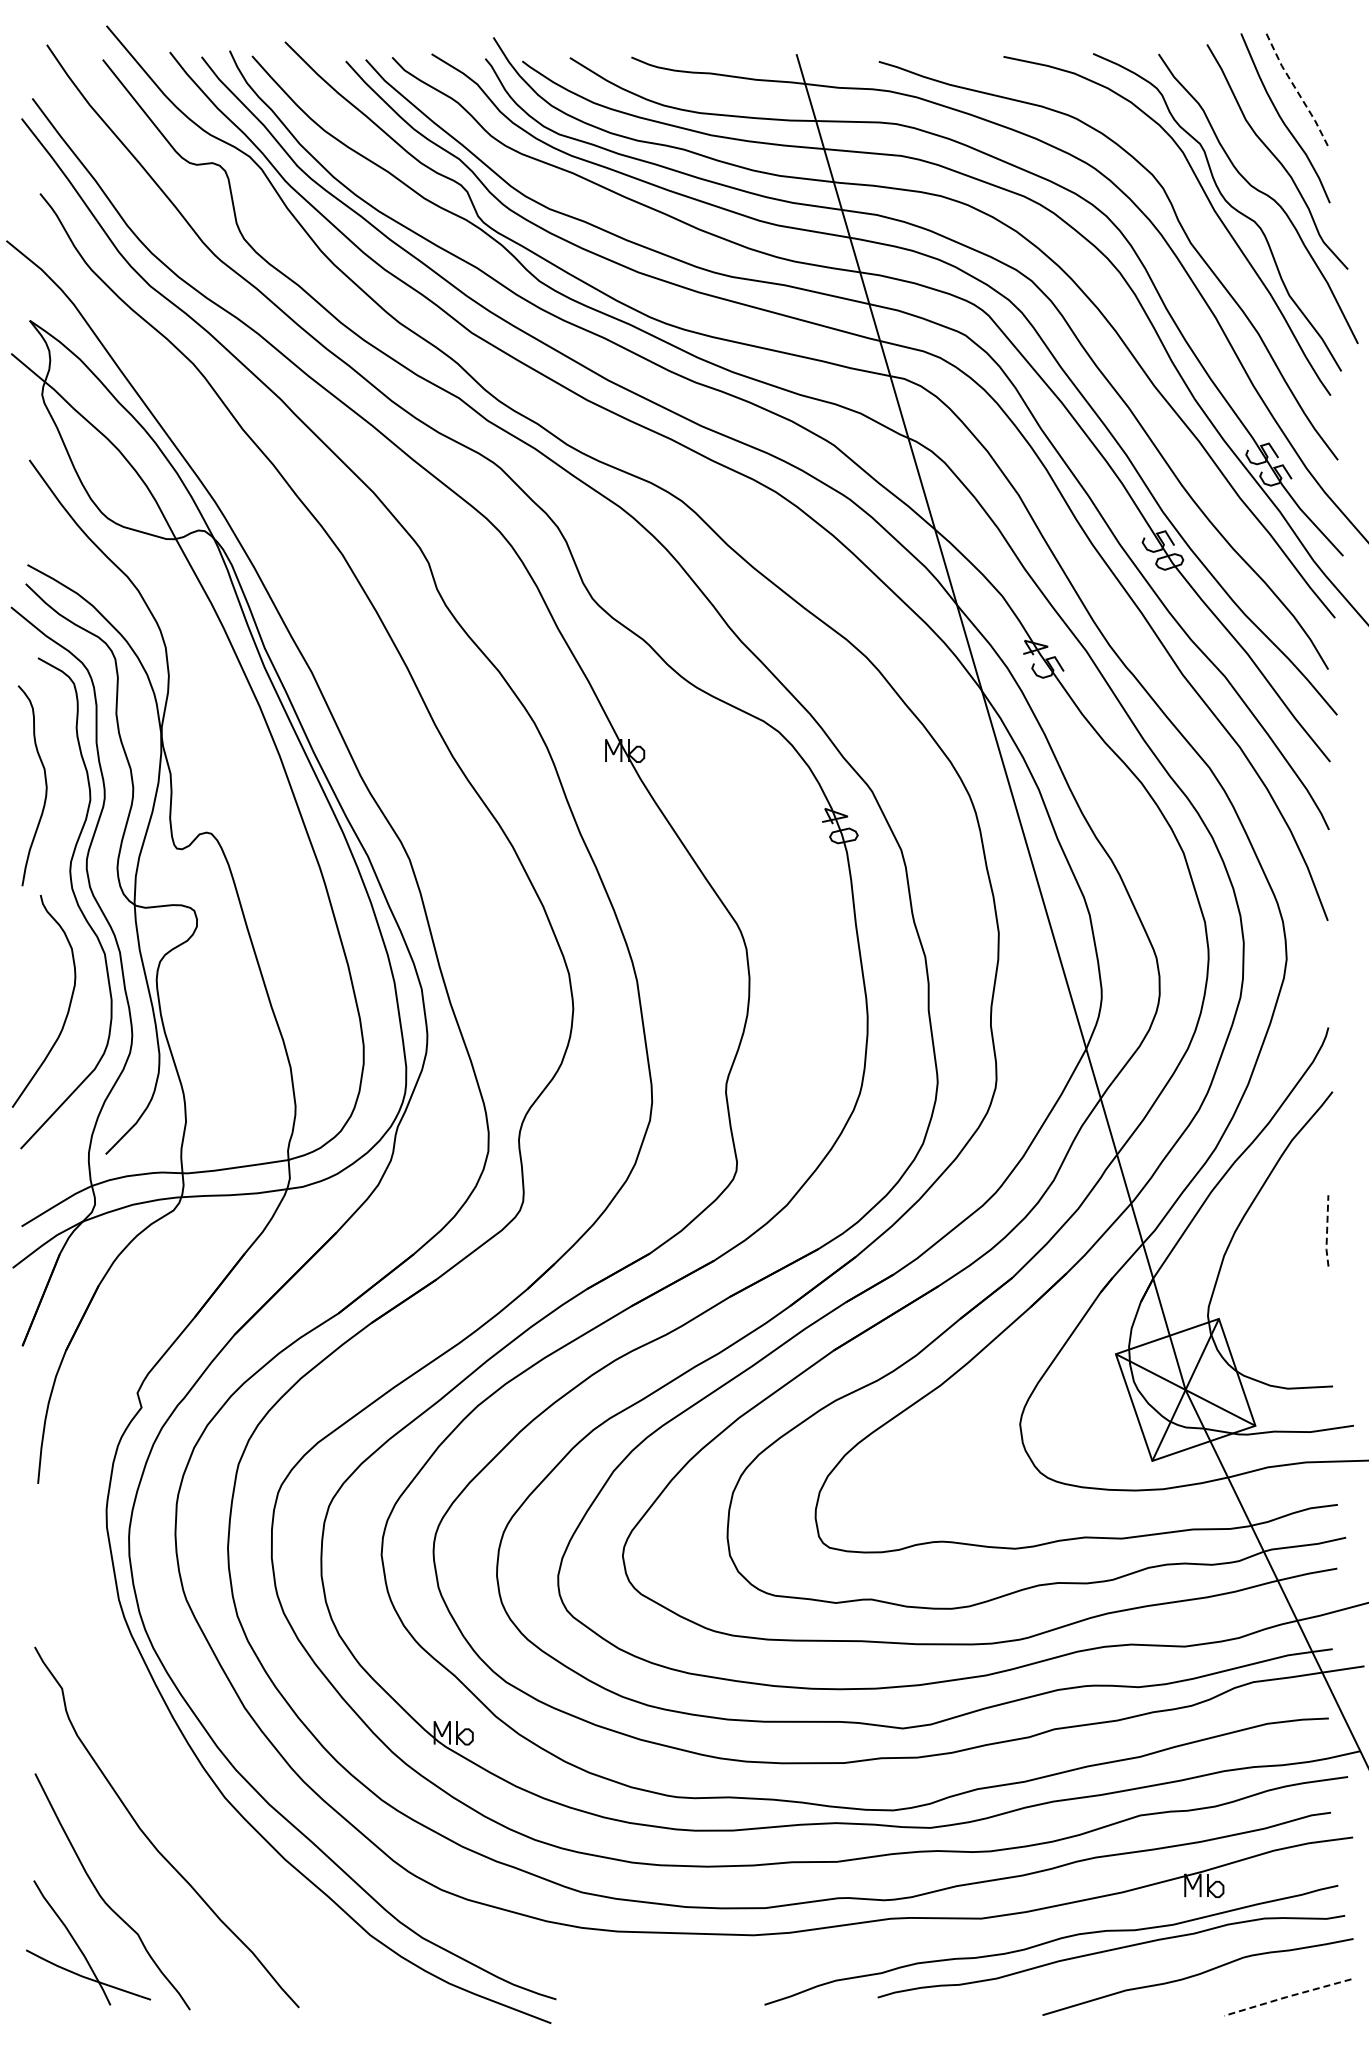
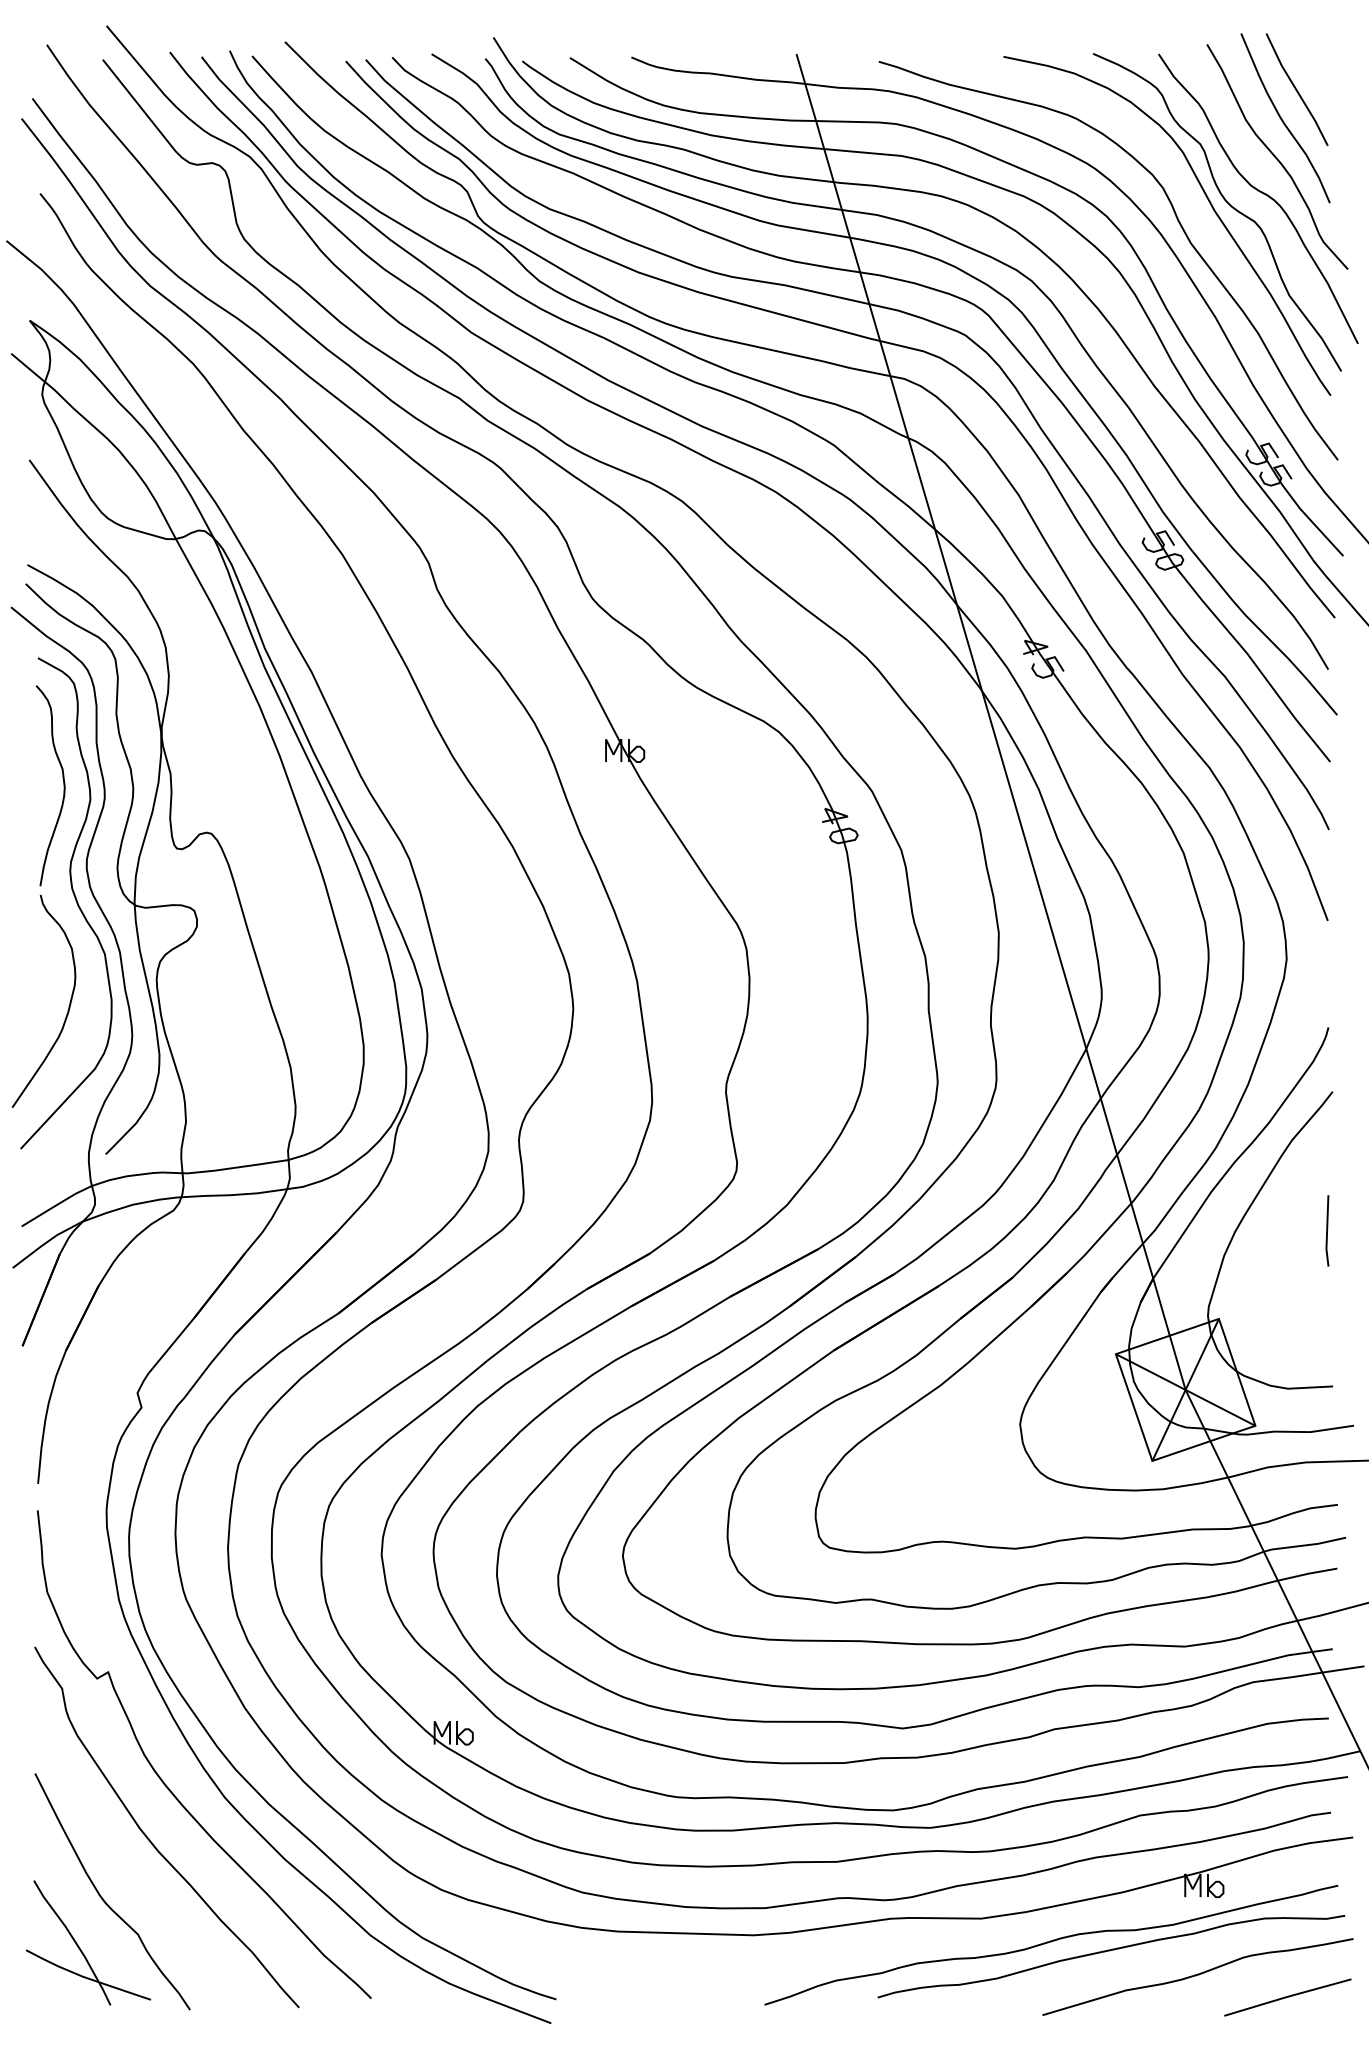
line: dashed -> solid (1296, 90)
curve position: (45, 785) -> (63, 785) (63, 785)
line: dashed -> solid (1327, 1231)
curve: none -> present (166, 1784)
line: dashed -> solid (1286, 1997)
